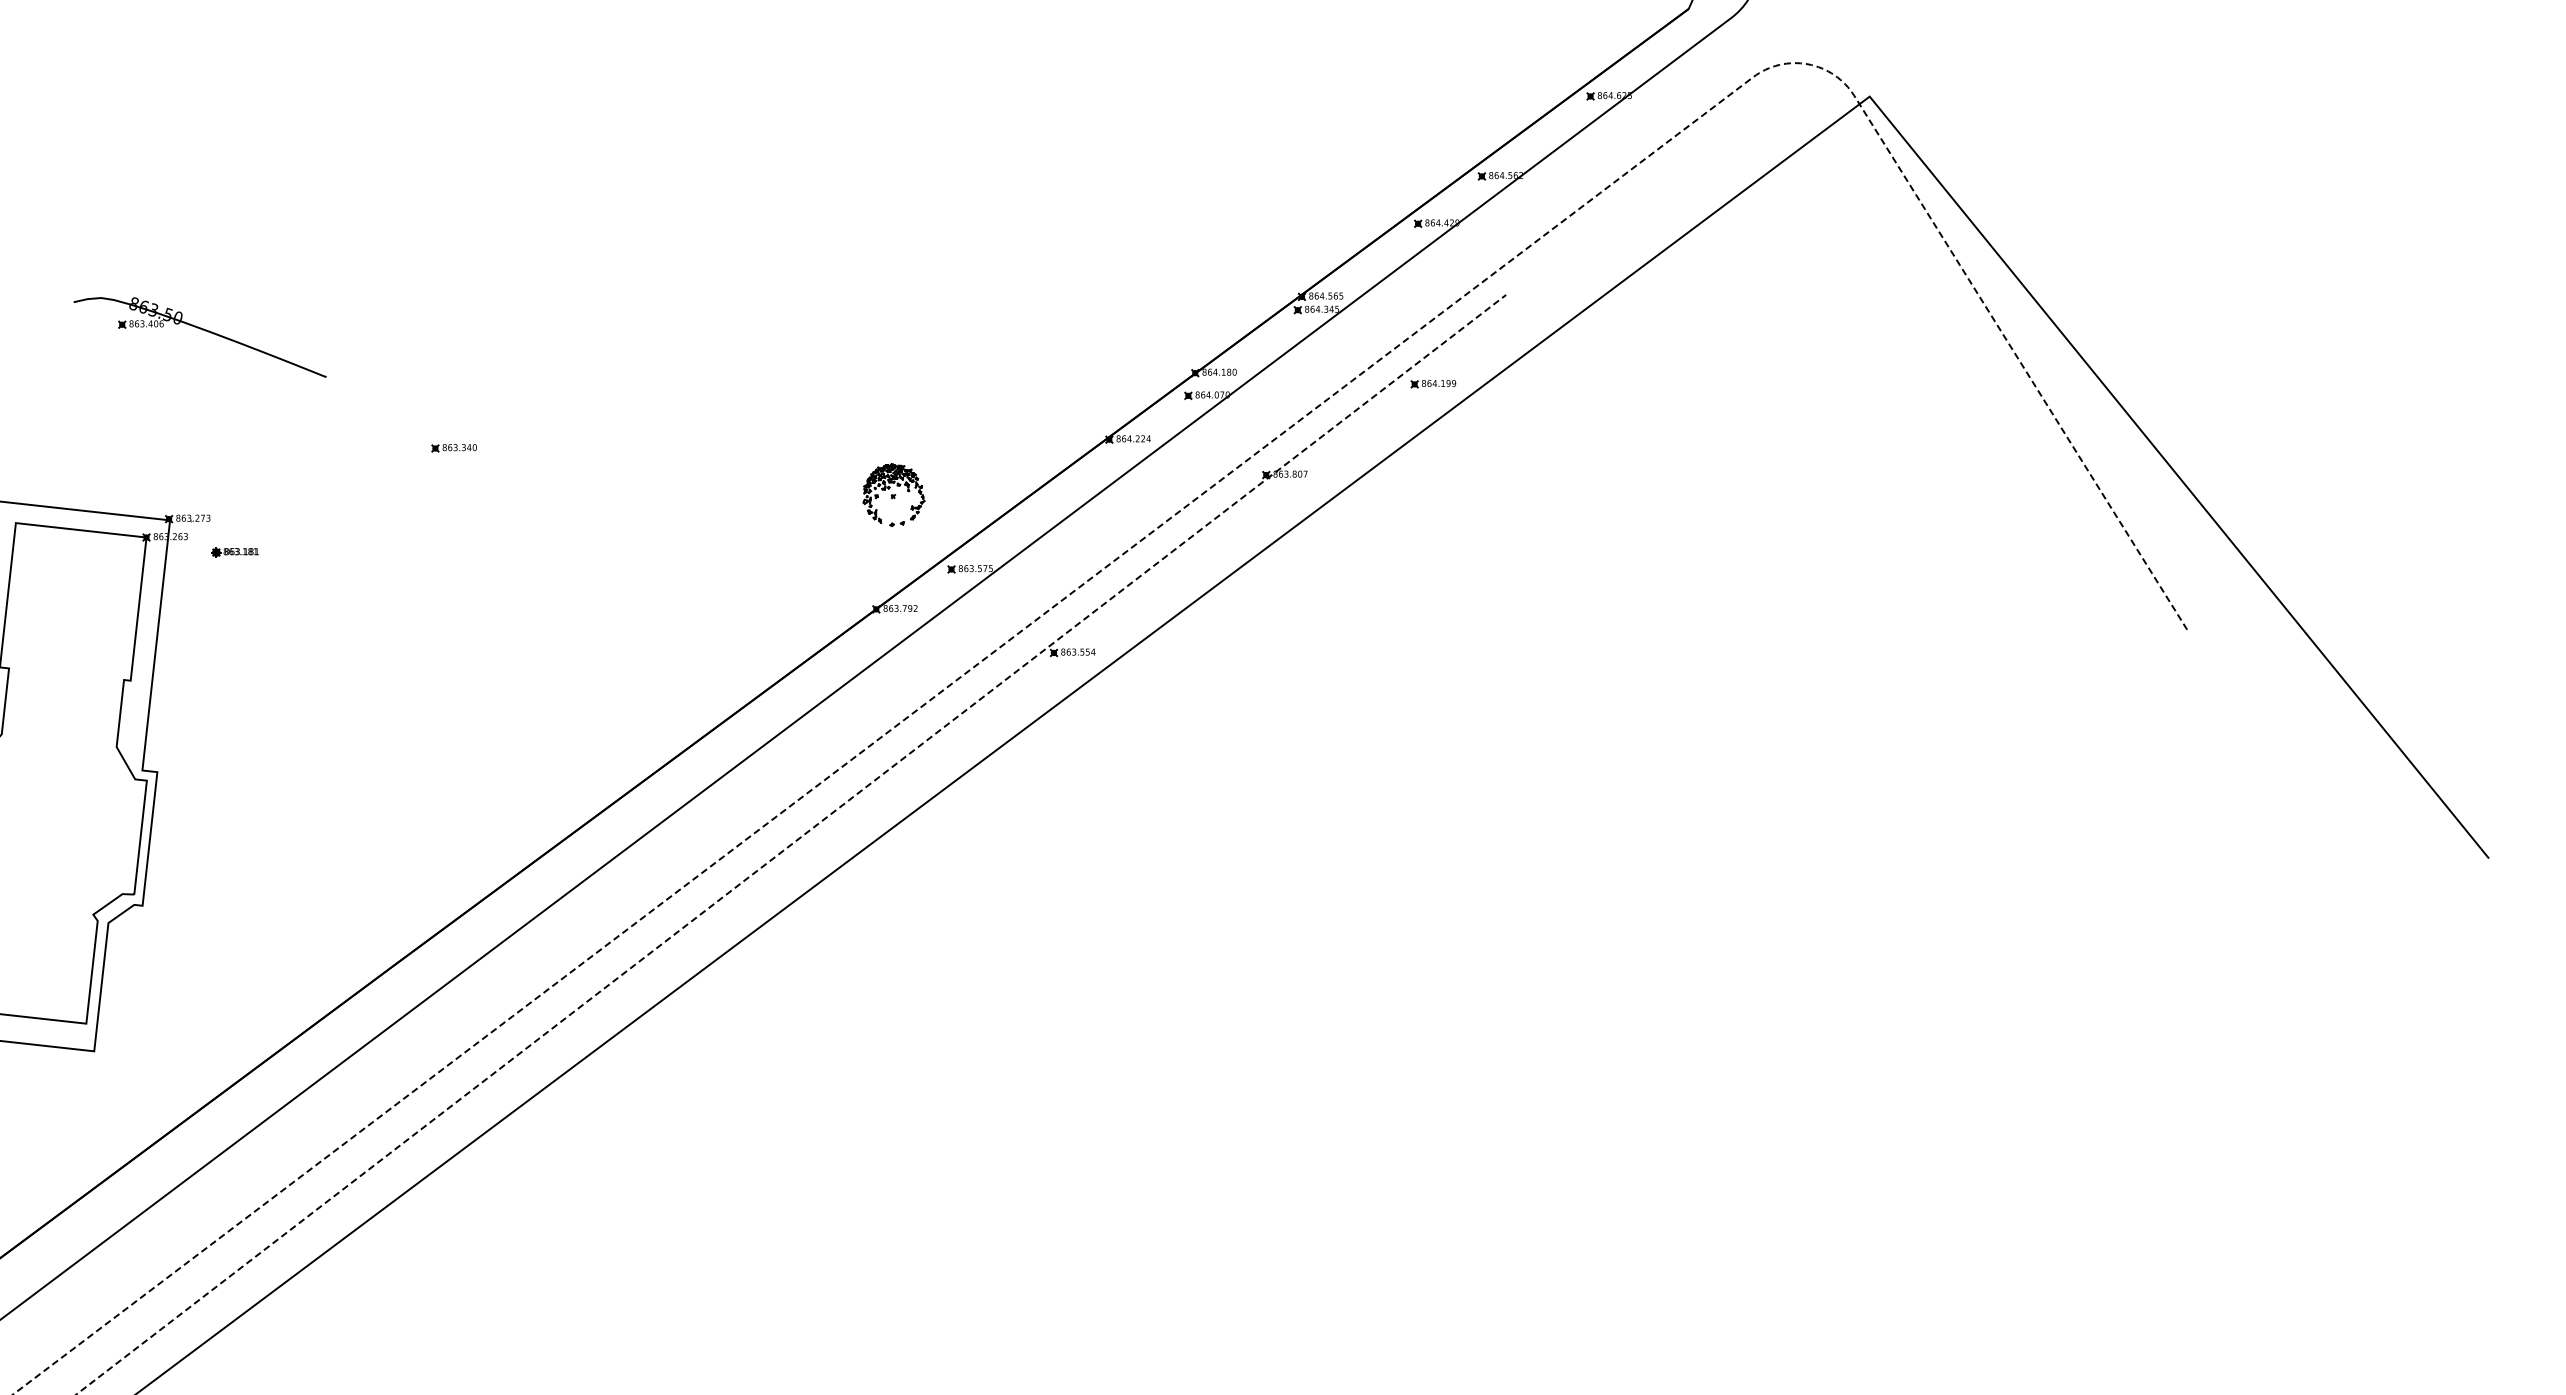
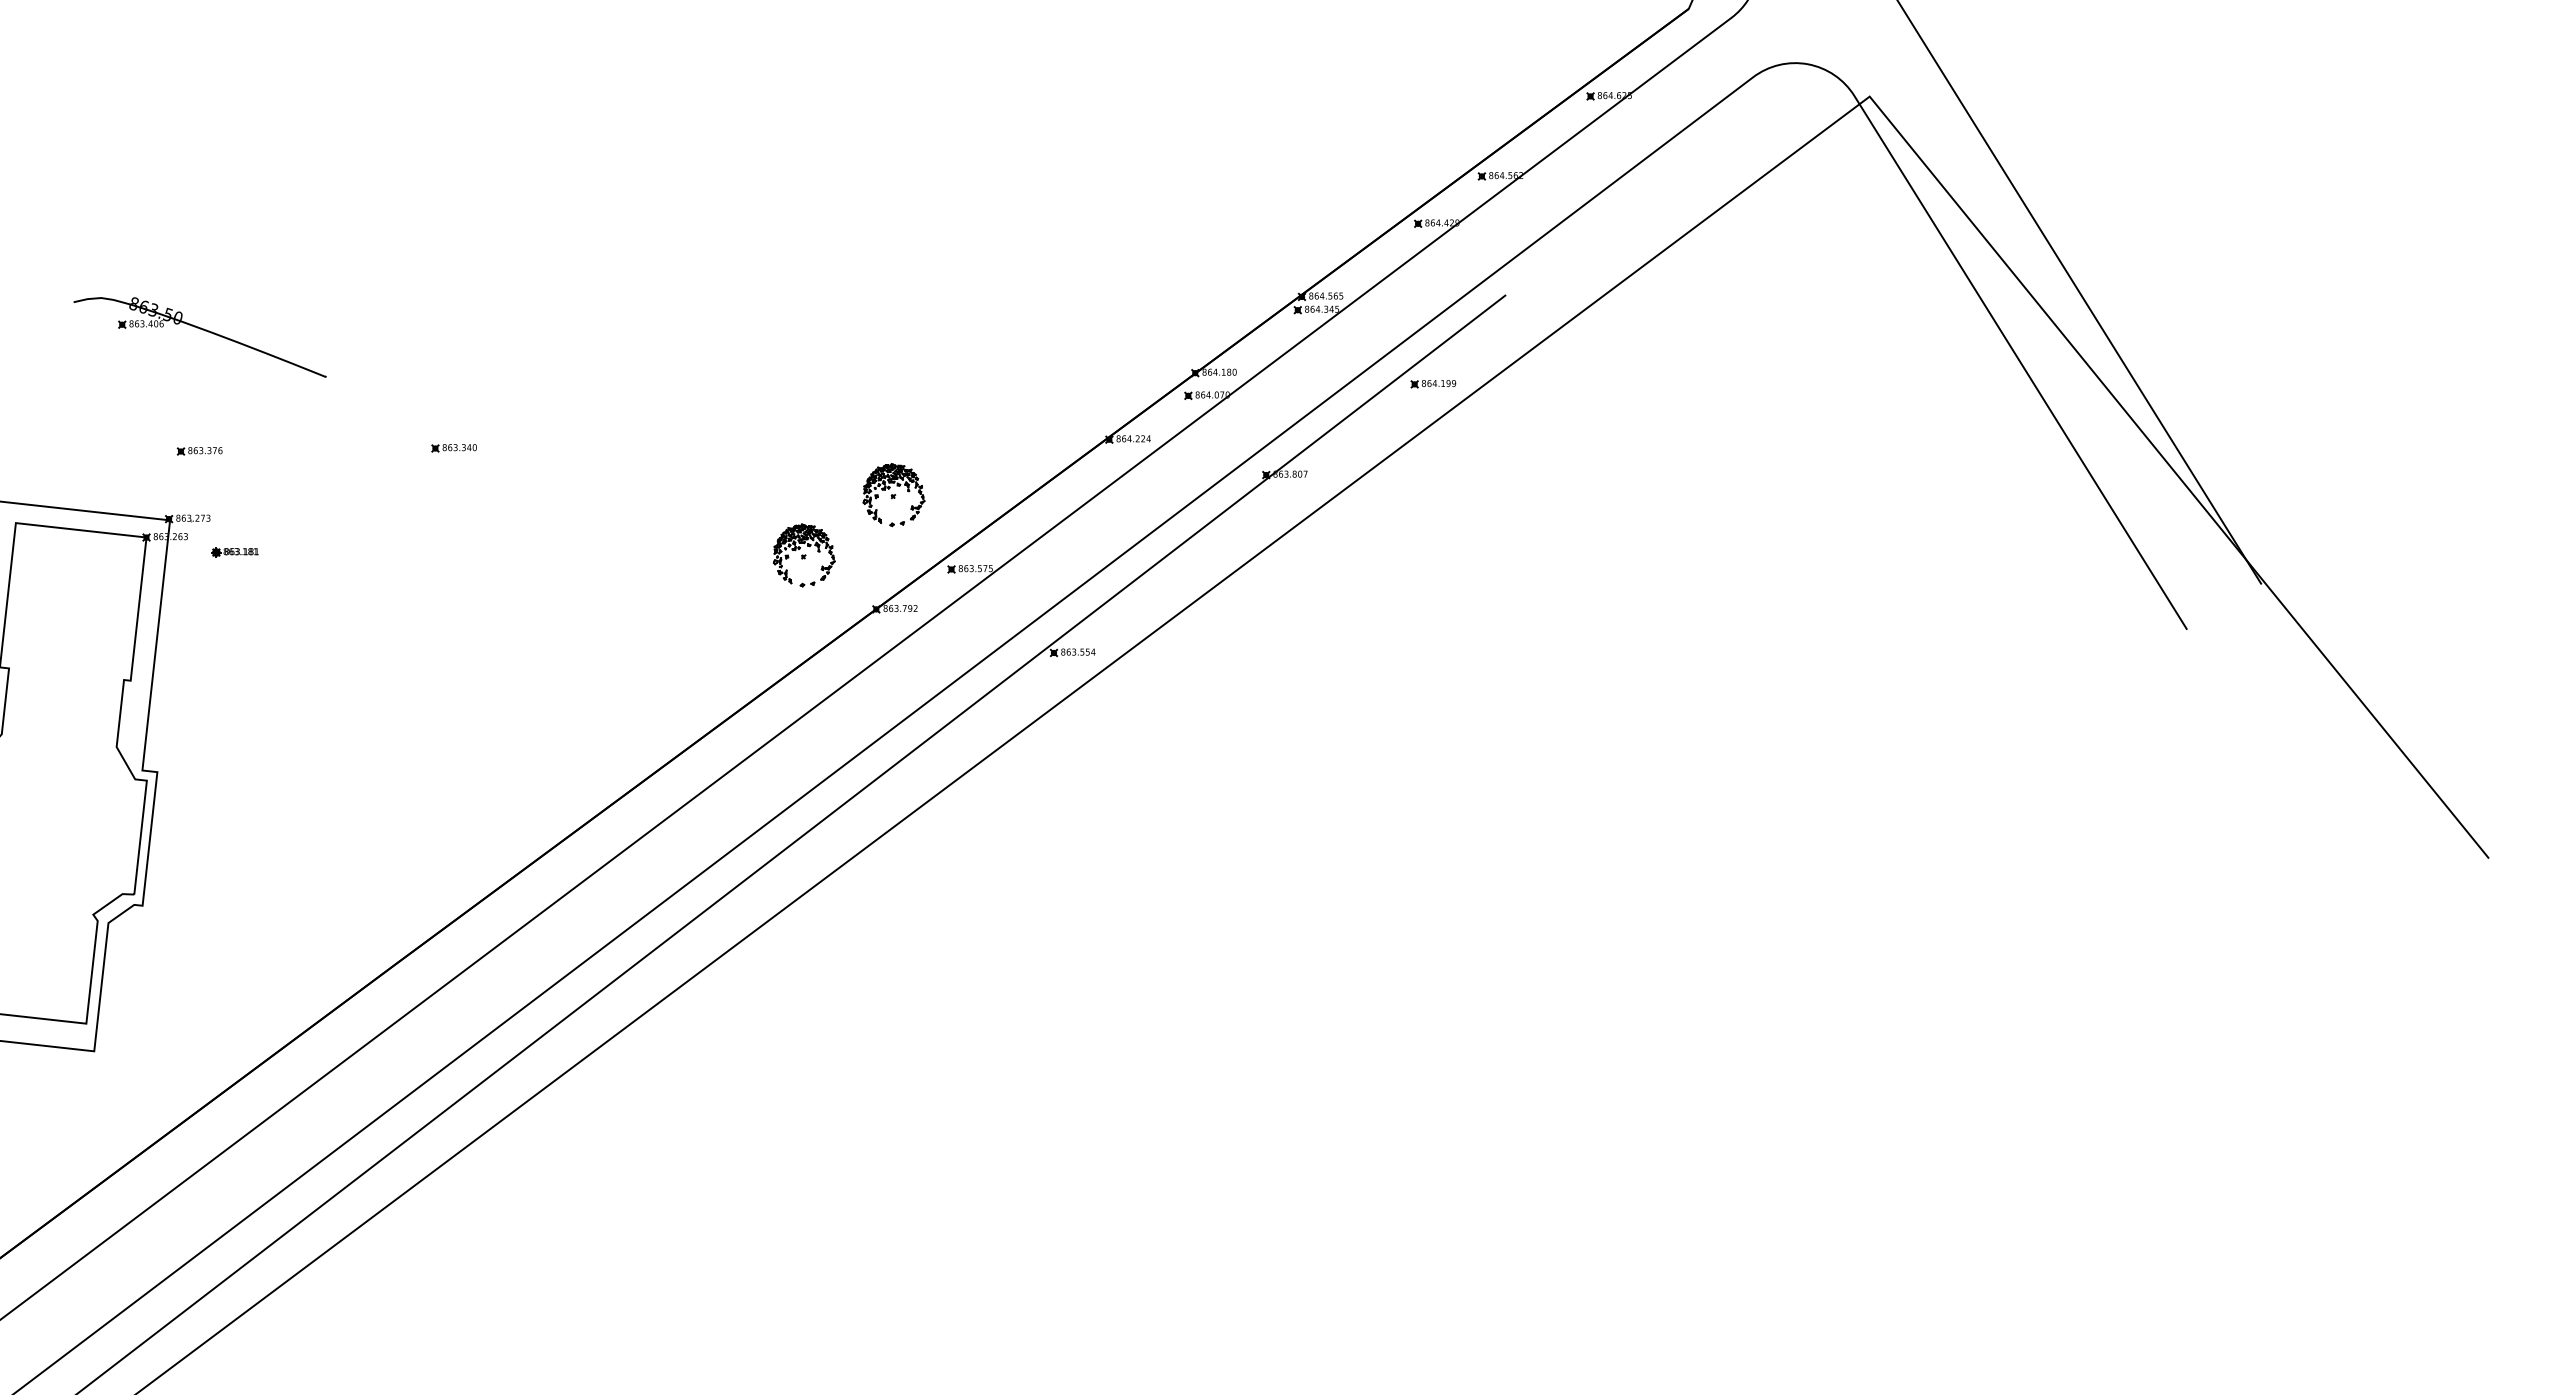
line: none -> present (2079, 292)
part: none -> present (199, 451)
line: dashed -> solid (1192, 502)
part: none -> present (804, 555)
line: dashed -> solid (791, 844)
